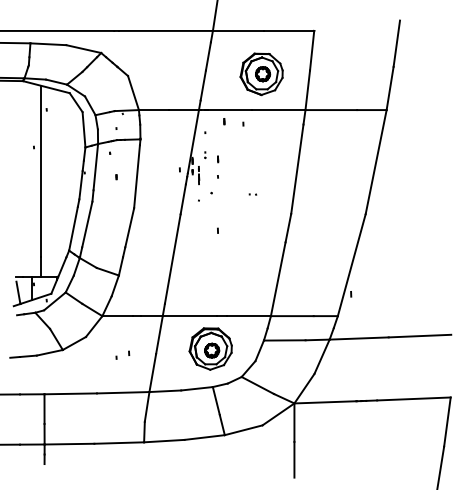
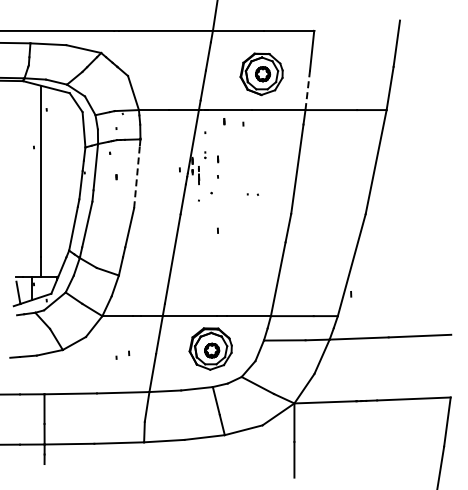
line: solid -> dashed (307, 90)
line: solid -> dashed (137, 176)
part size: 10x3 px -> 13x3 px (252, 194)
